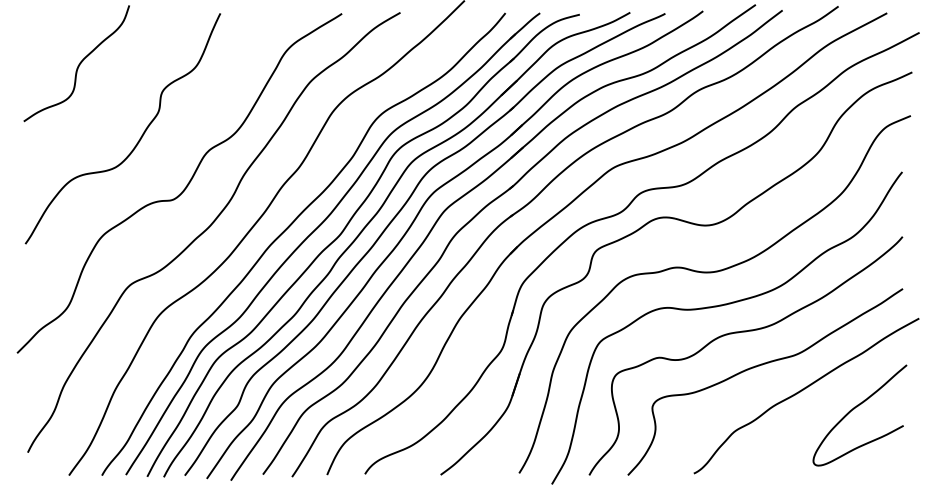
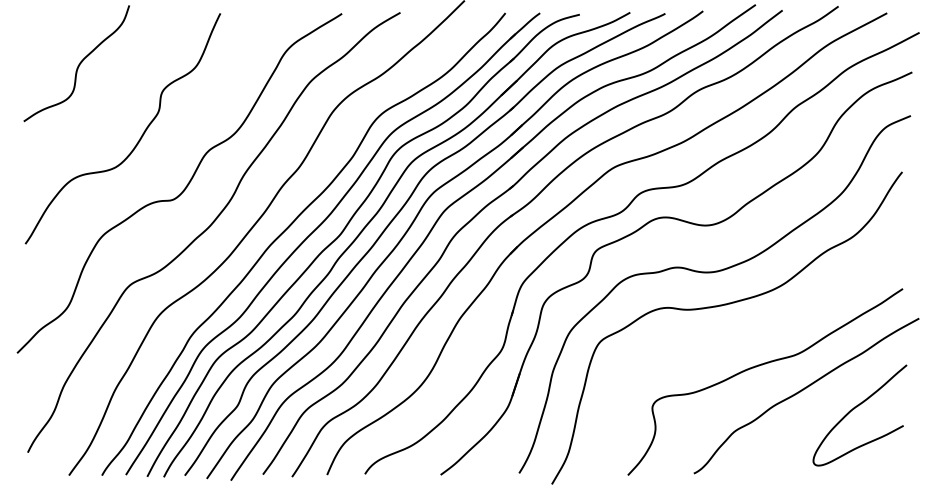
curve: present -> none (745, 332)
